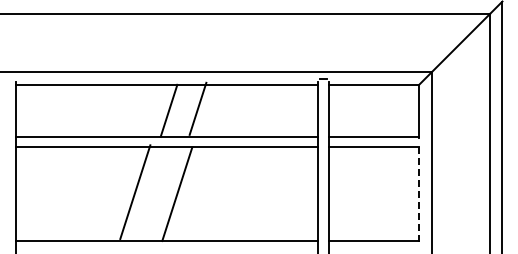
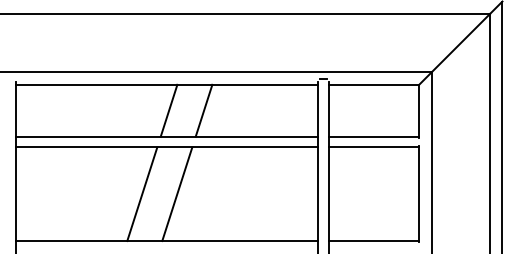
line position: (197, 108) -> (203, 110) (203, 110)
line position: (135, 192) -> (142, 194) (142, 194)
line: dashed -> solid (419, 194)
